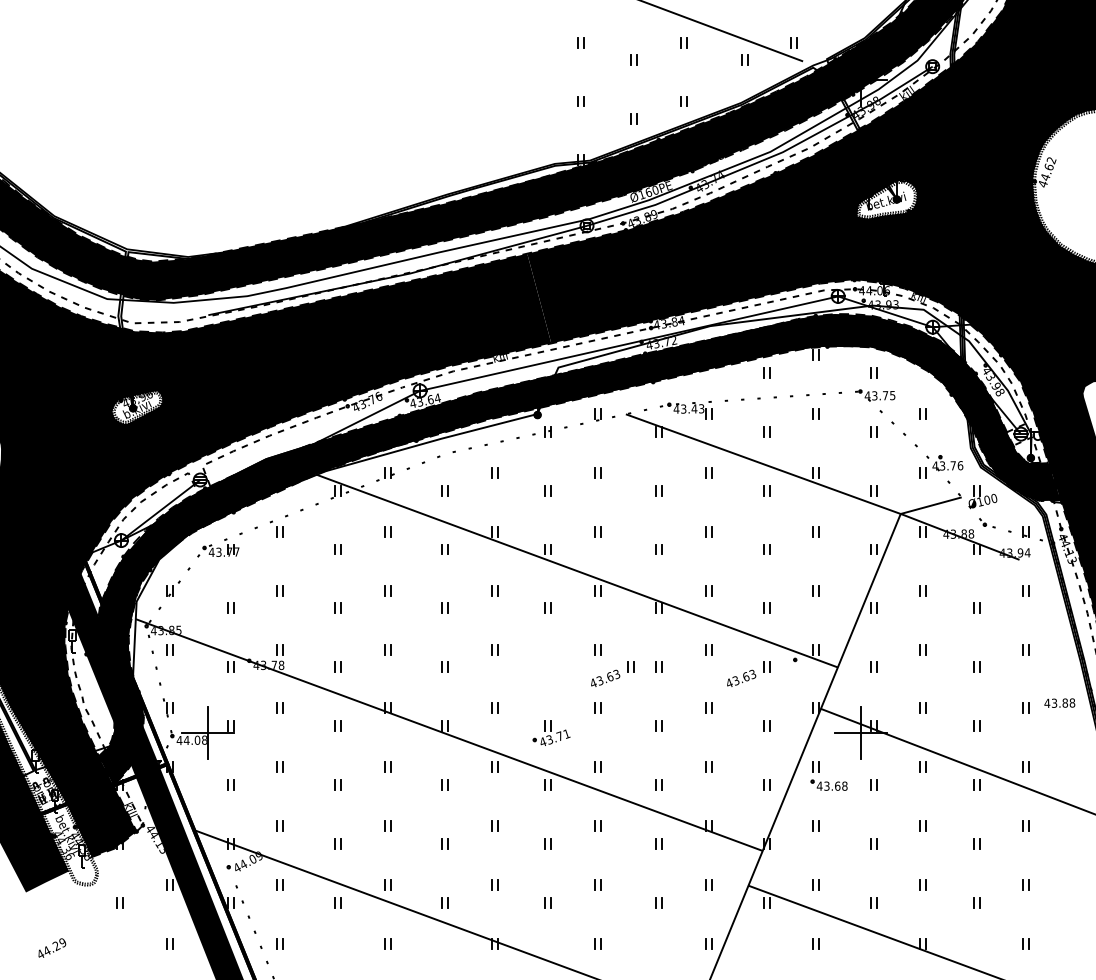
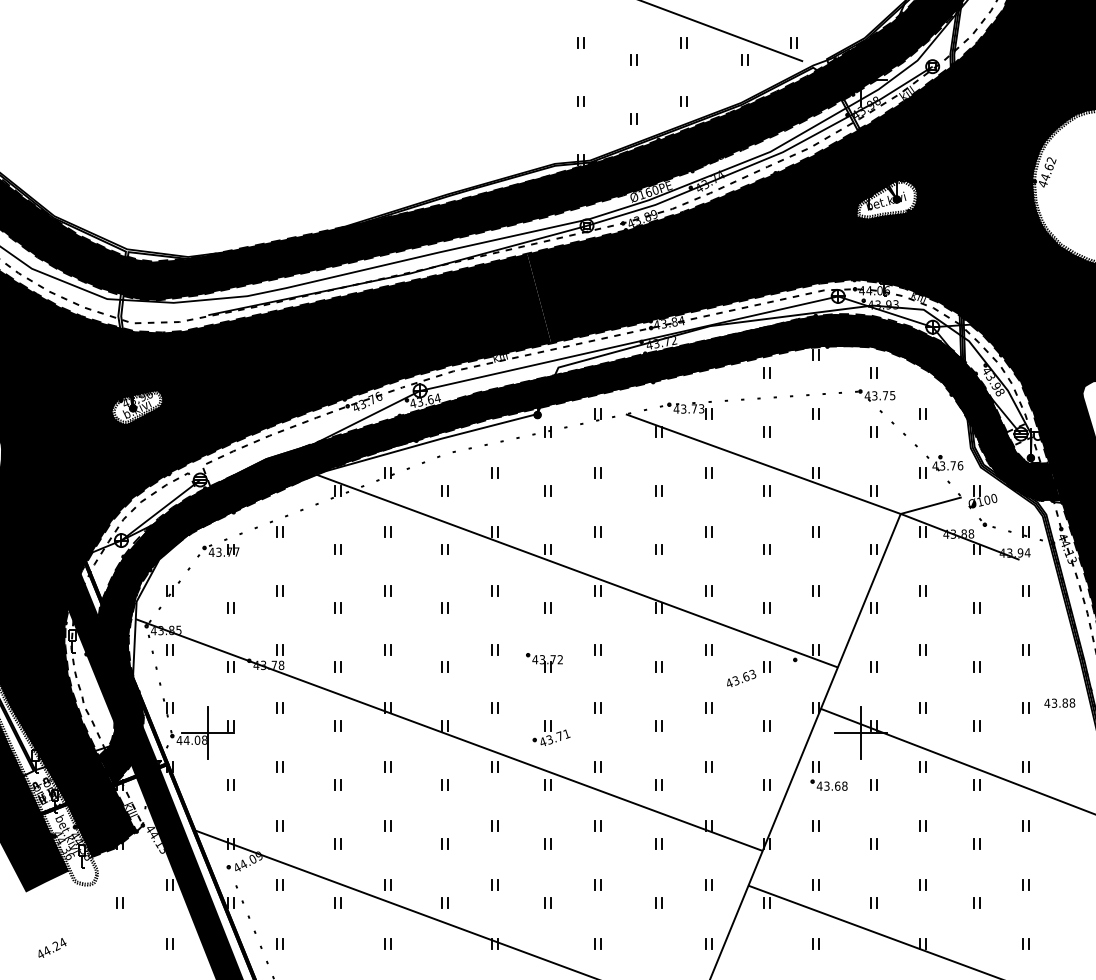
text: 43.43 -> 43.73 (694, 408)
part: none -> present (544, 662)
part: present -> none (612, 673)
text: 44.29 -> 44.24 (62, 942)
